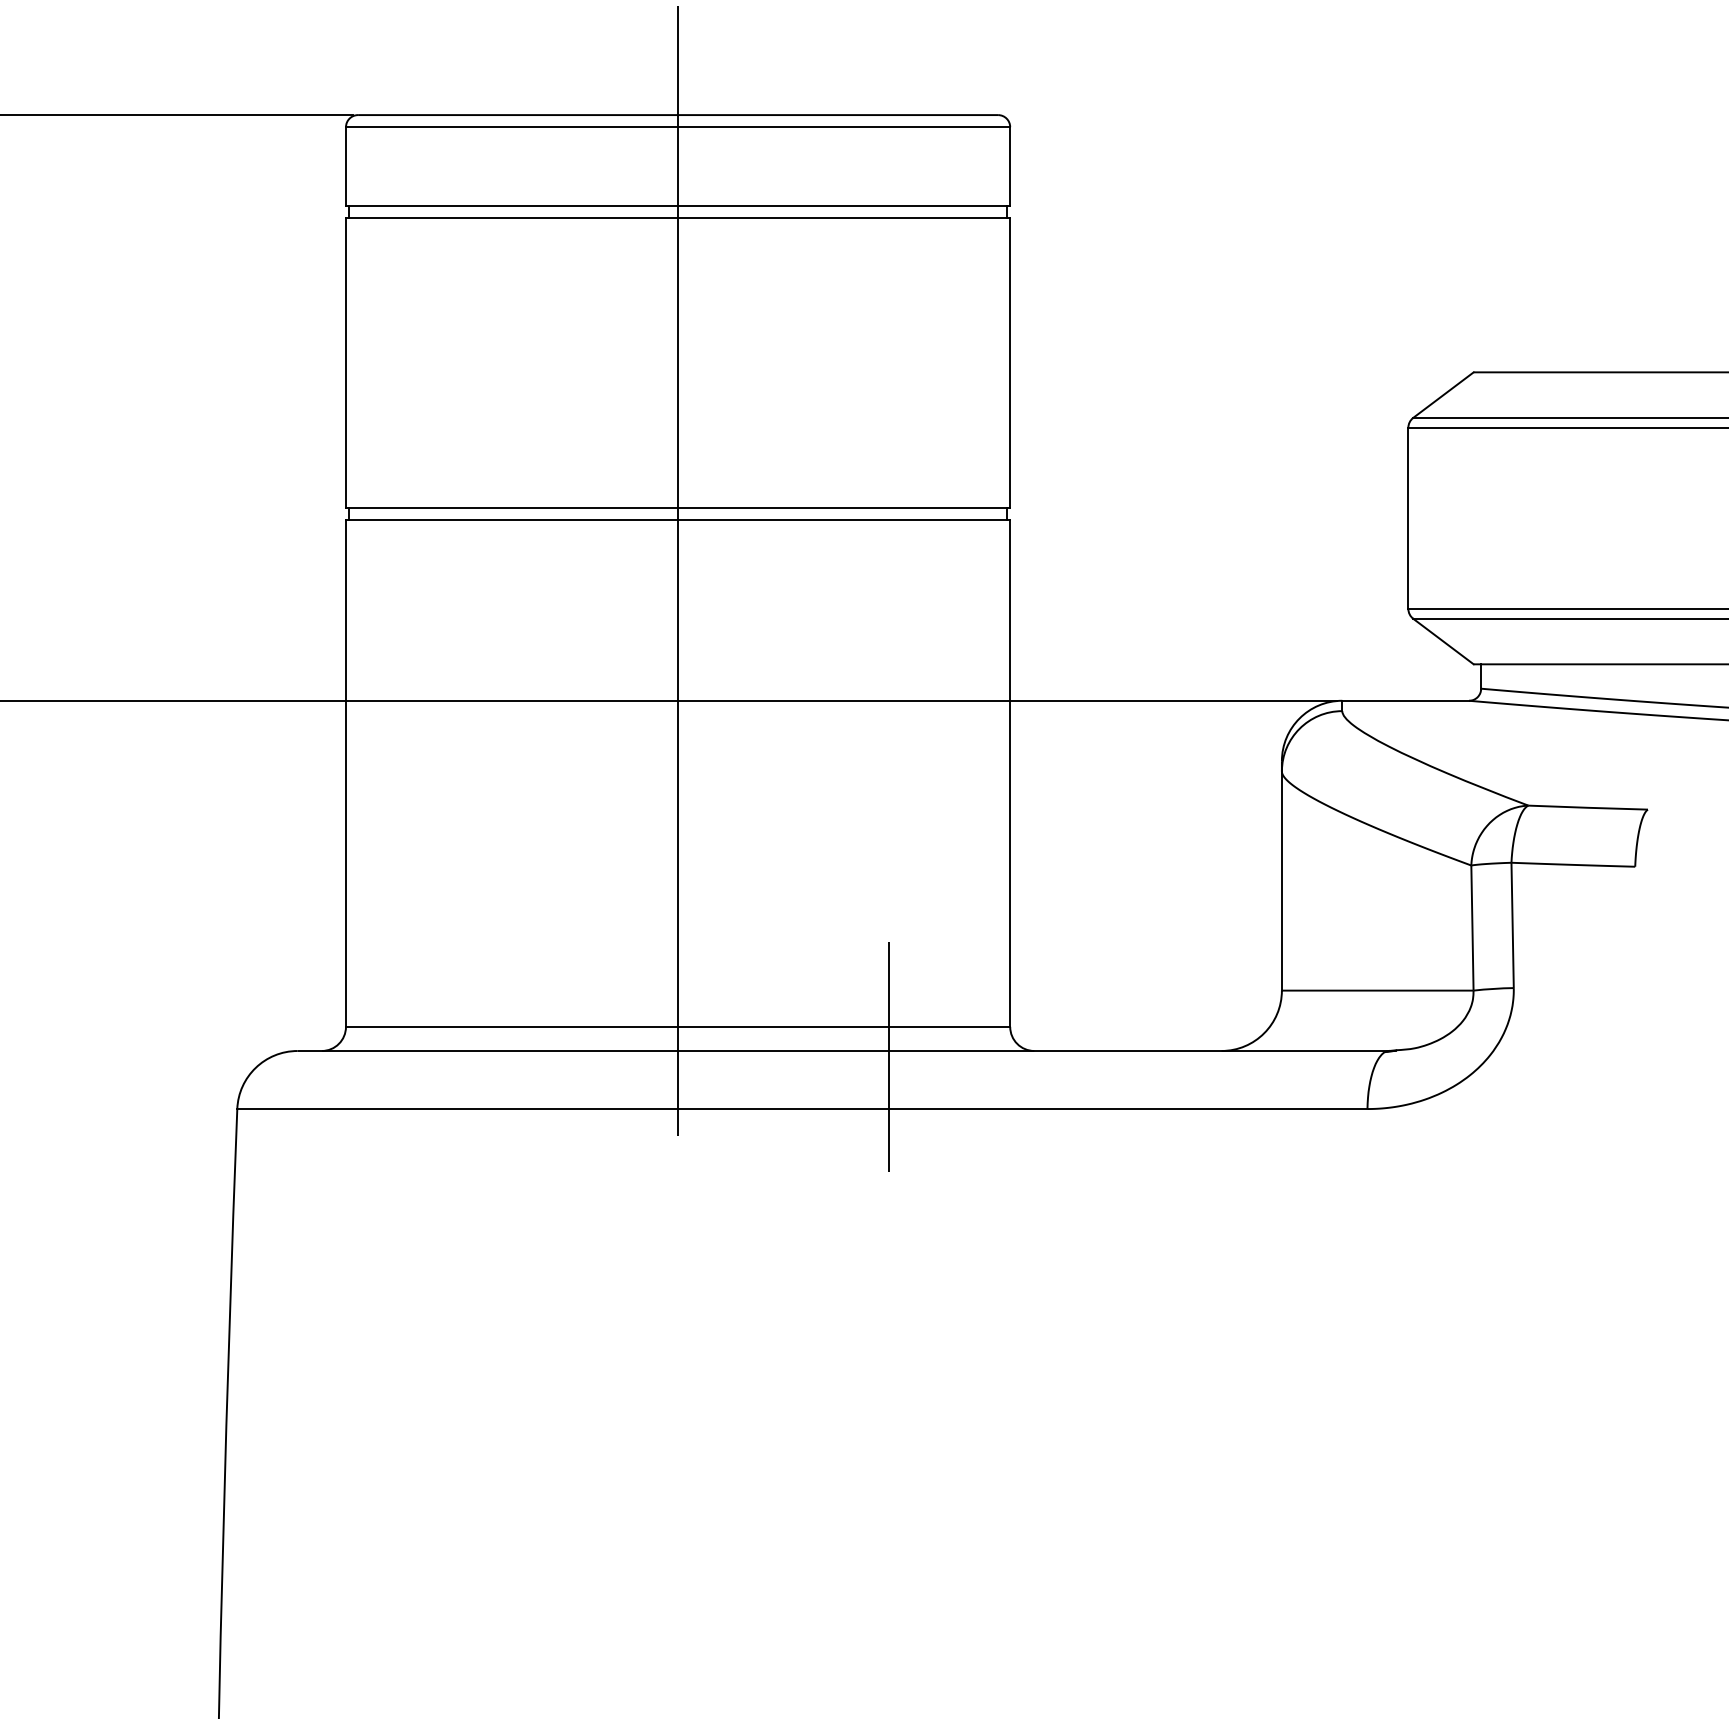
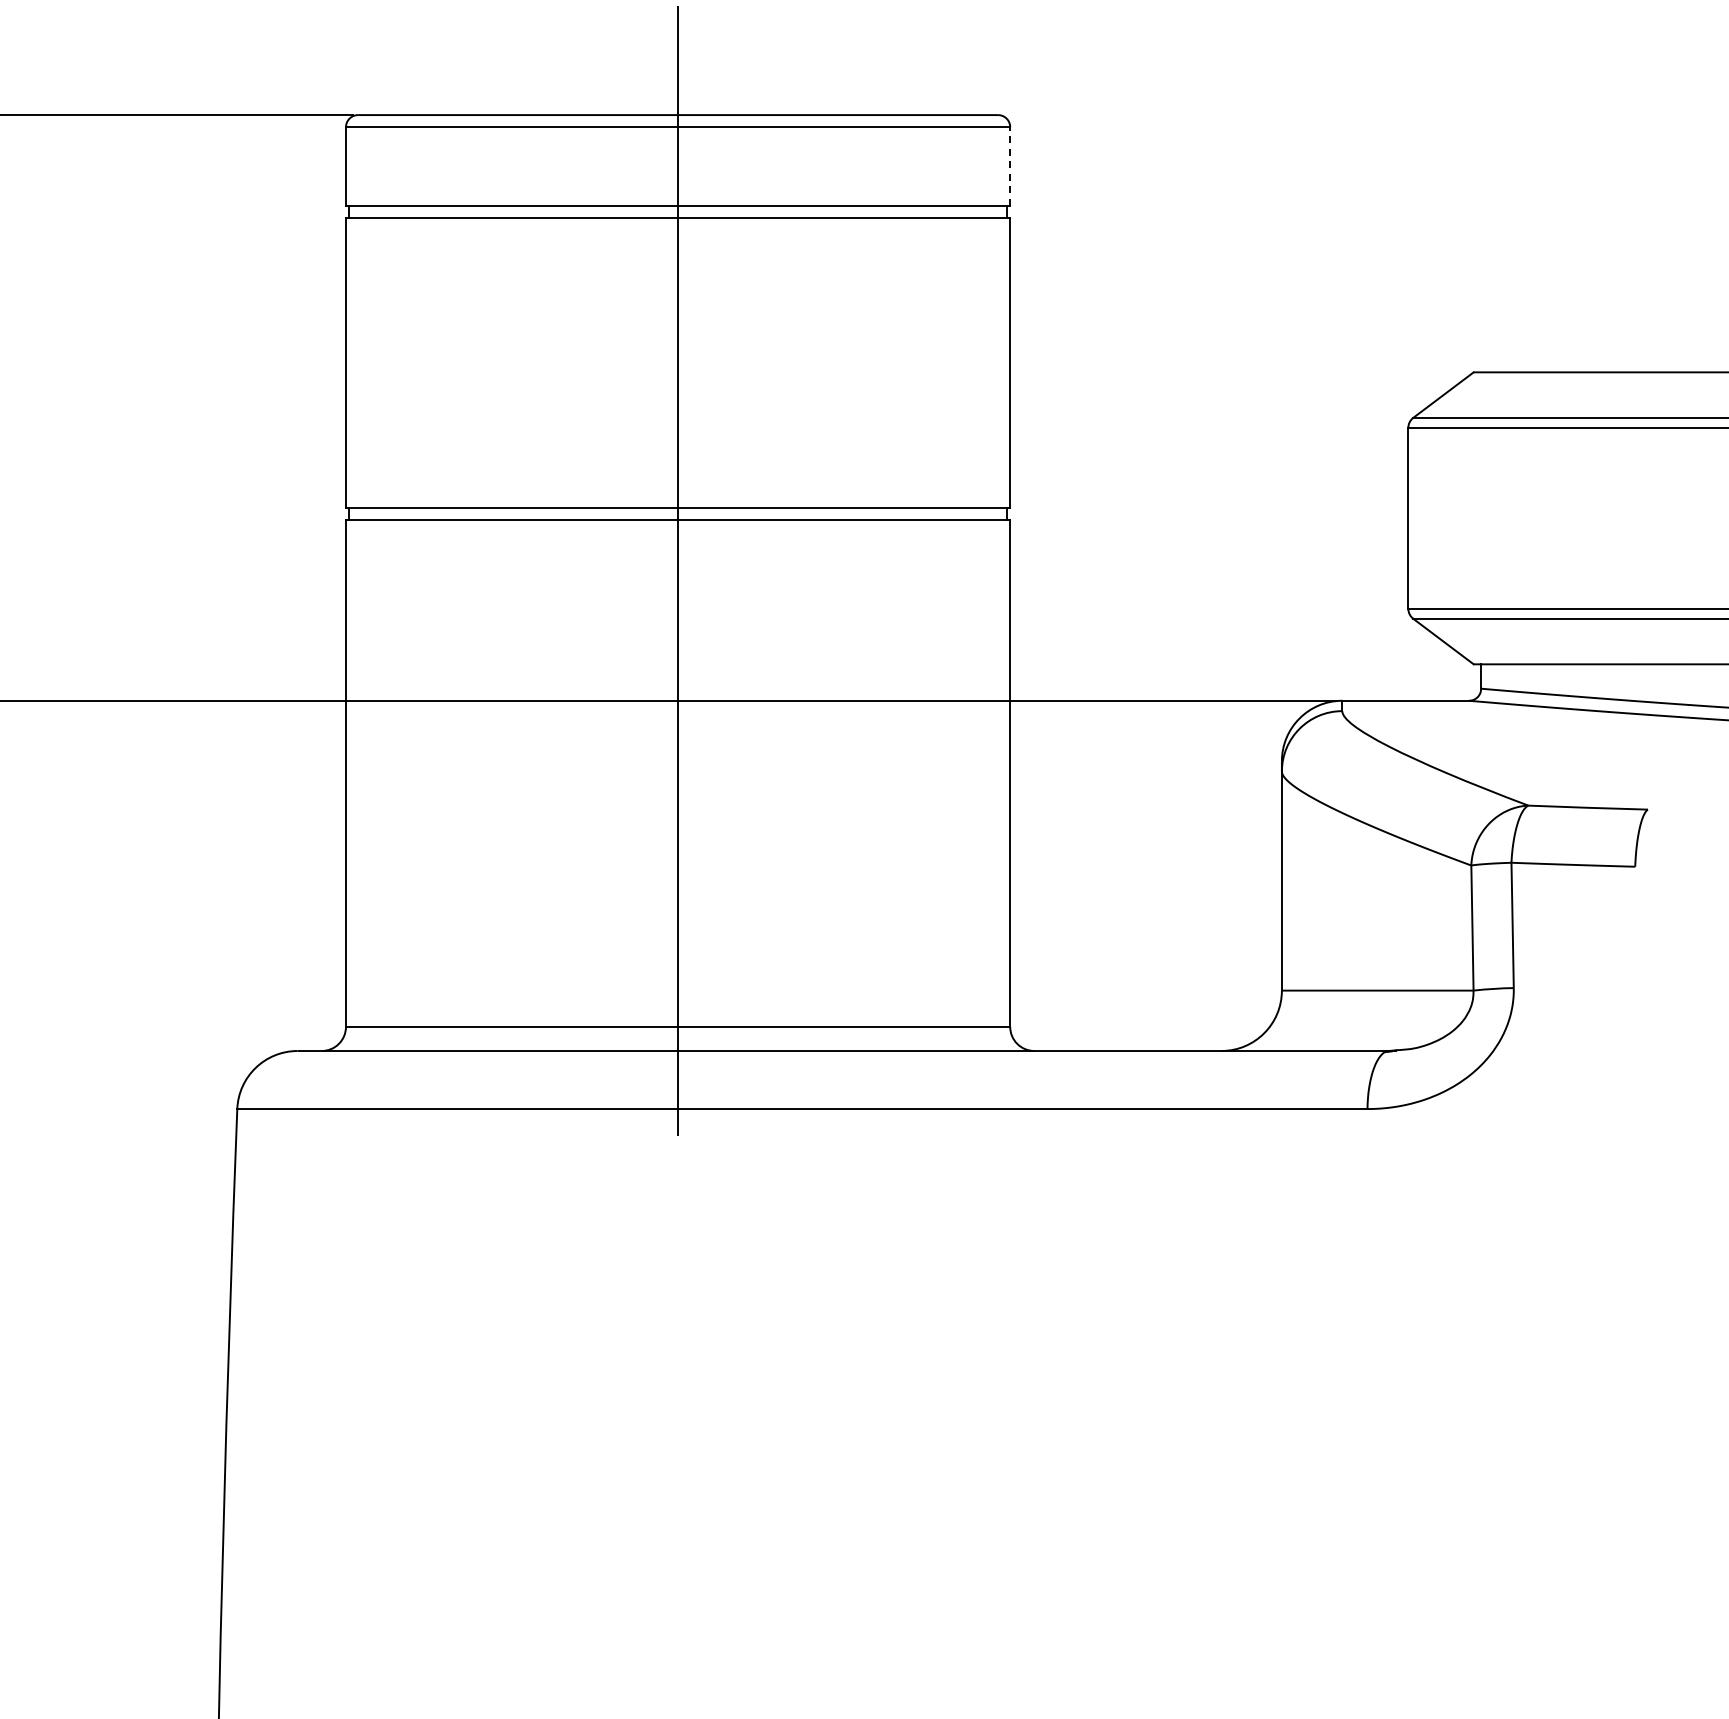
line: solid -> dashed (1010, 165)
line: present -> none (889, 1056)
